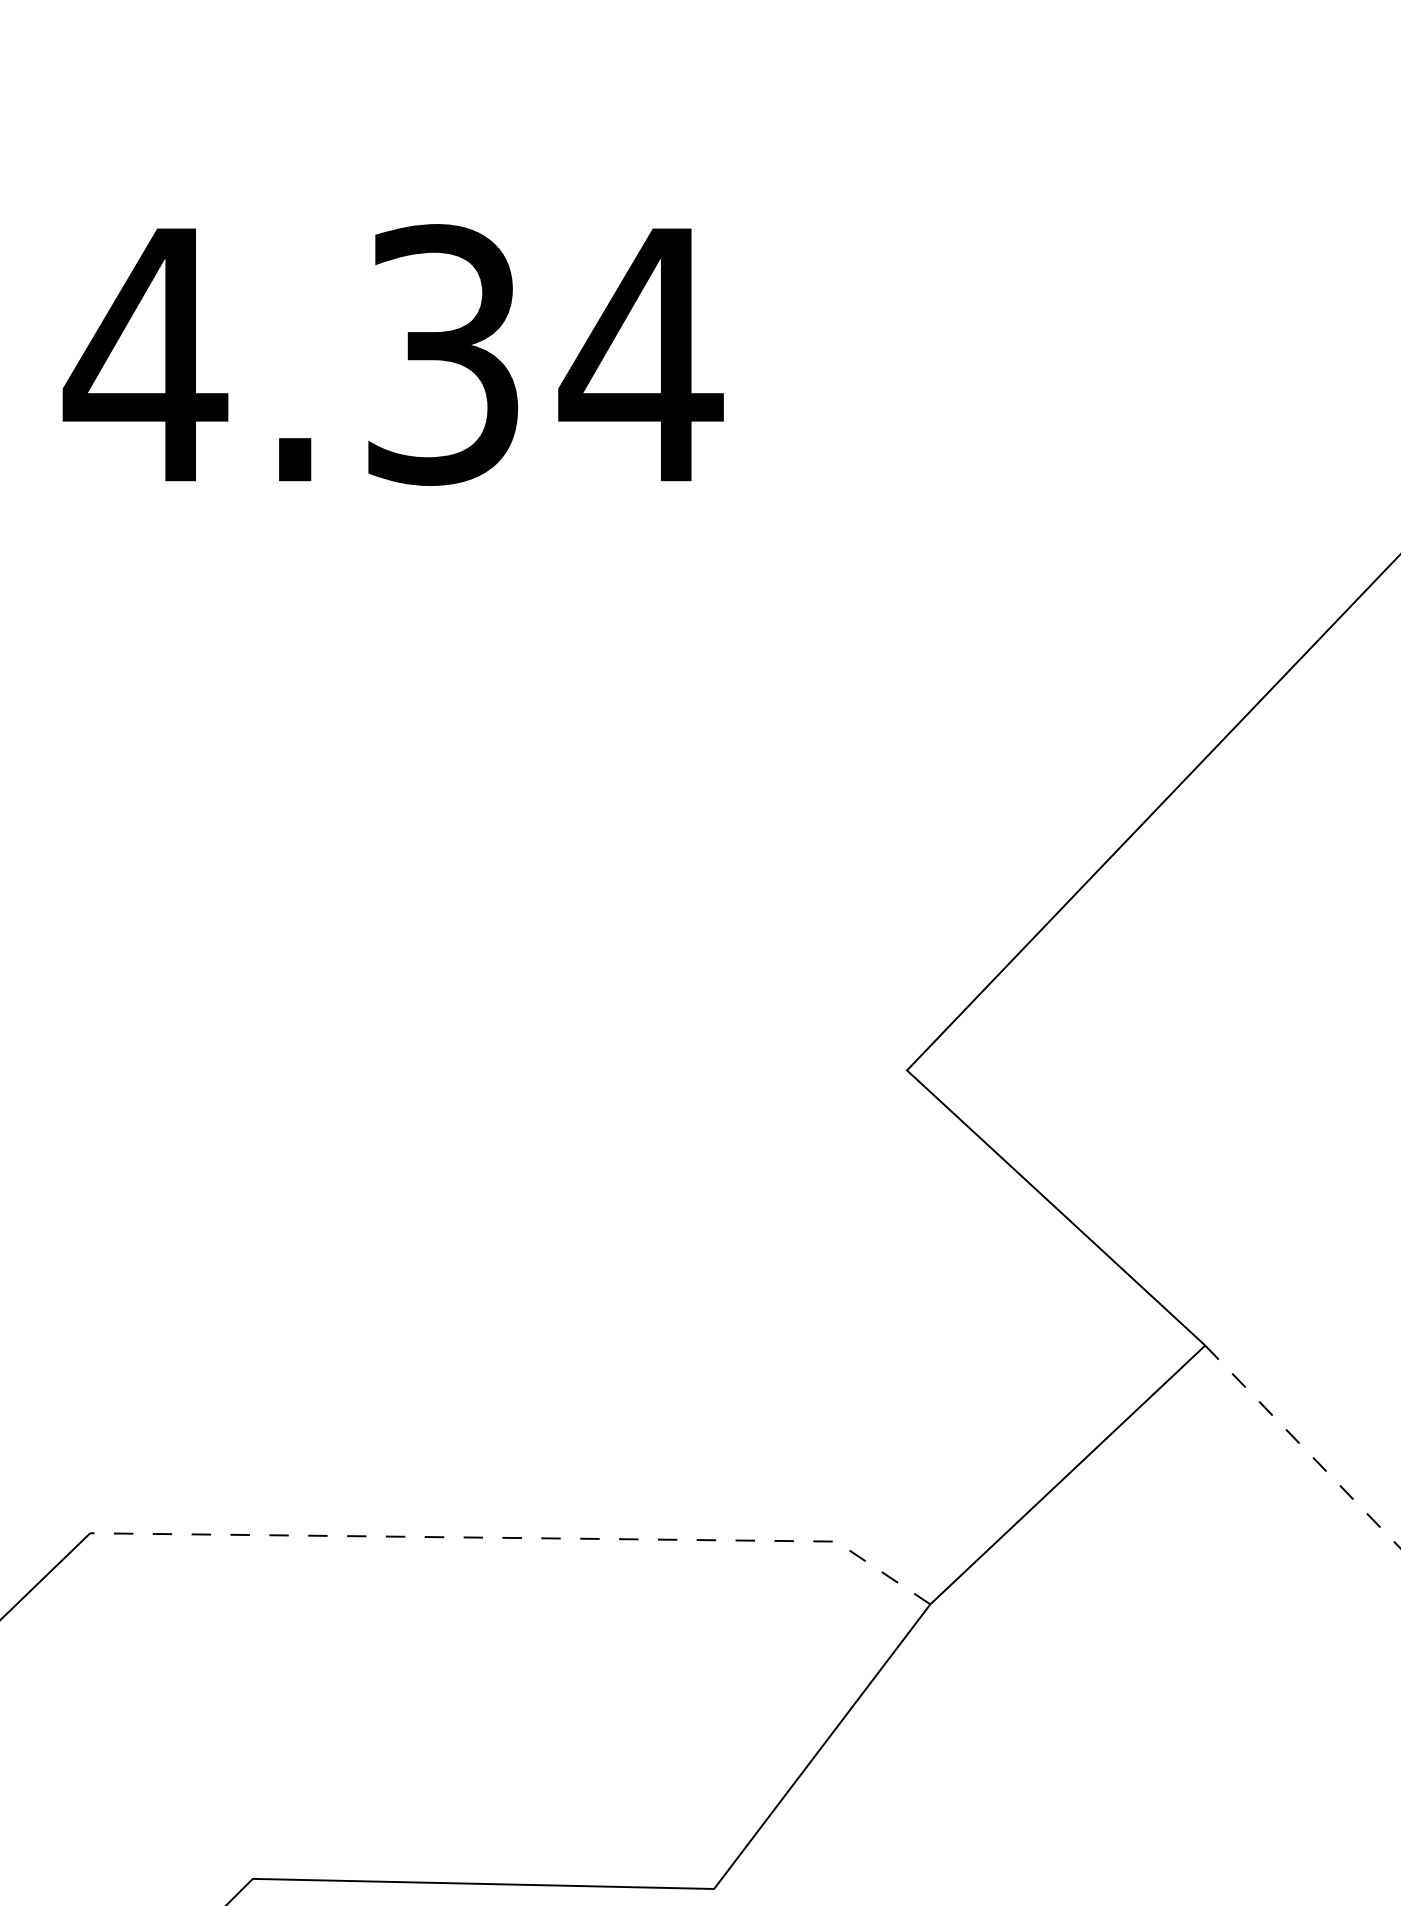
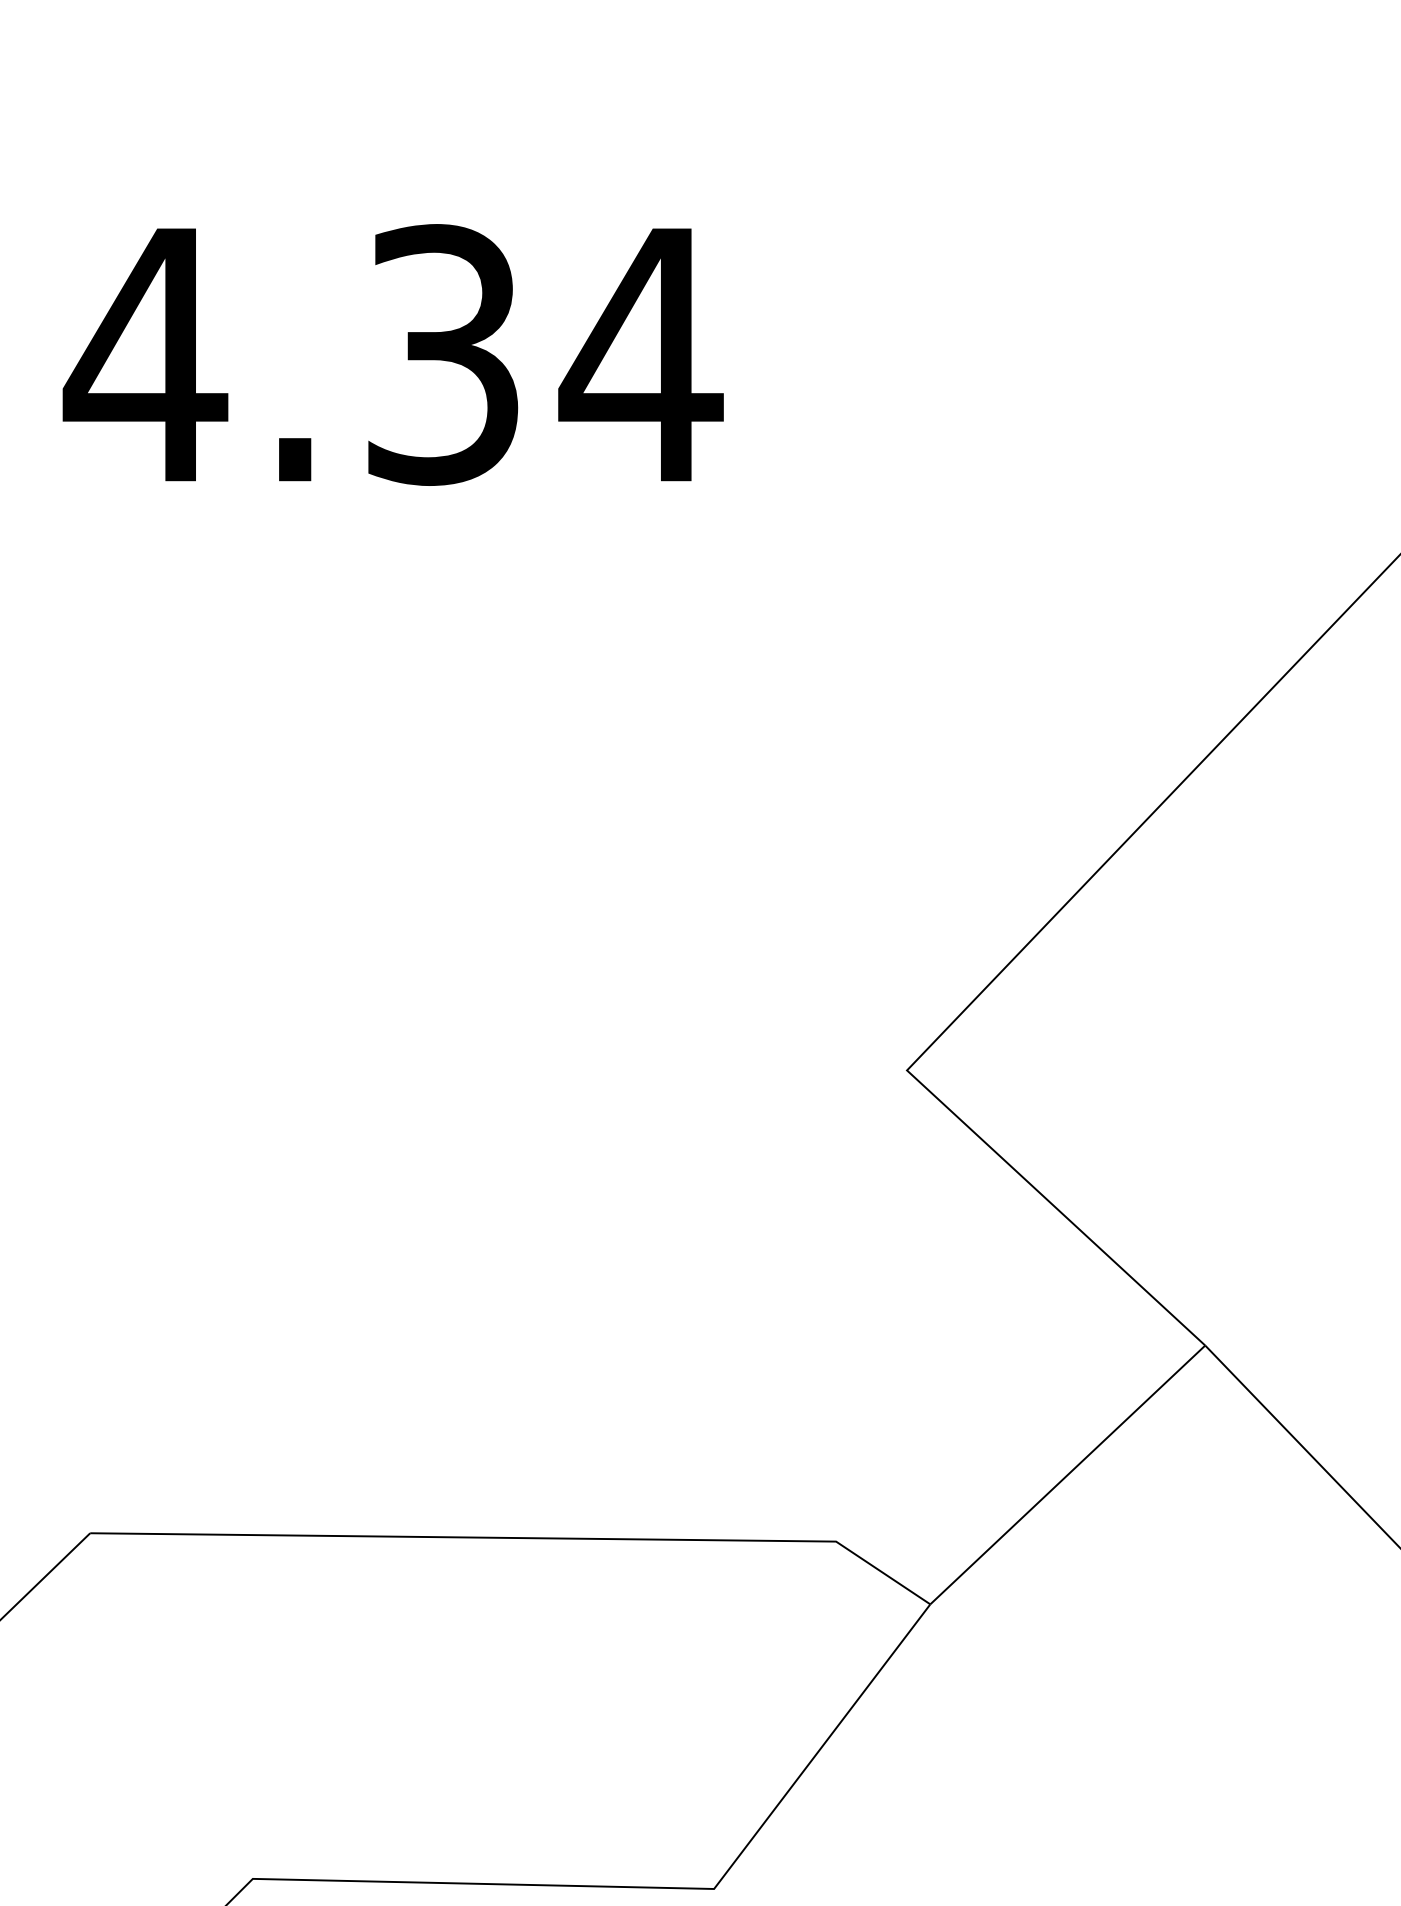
line: dashed -> solid (1303, 1447)
line: dashed -> solid (520, 1538)
